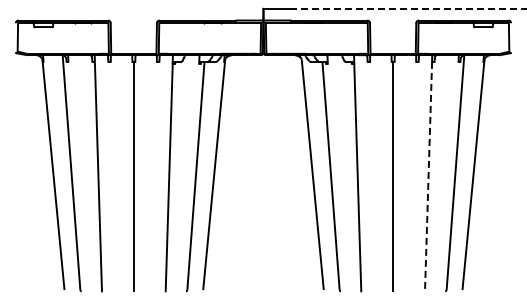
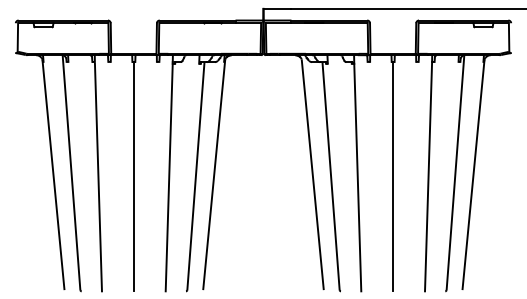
line: dashed -> solid (408, 8)
line: dashed -> solid (428, 176)
